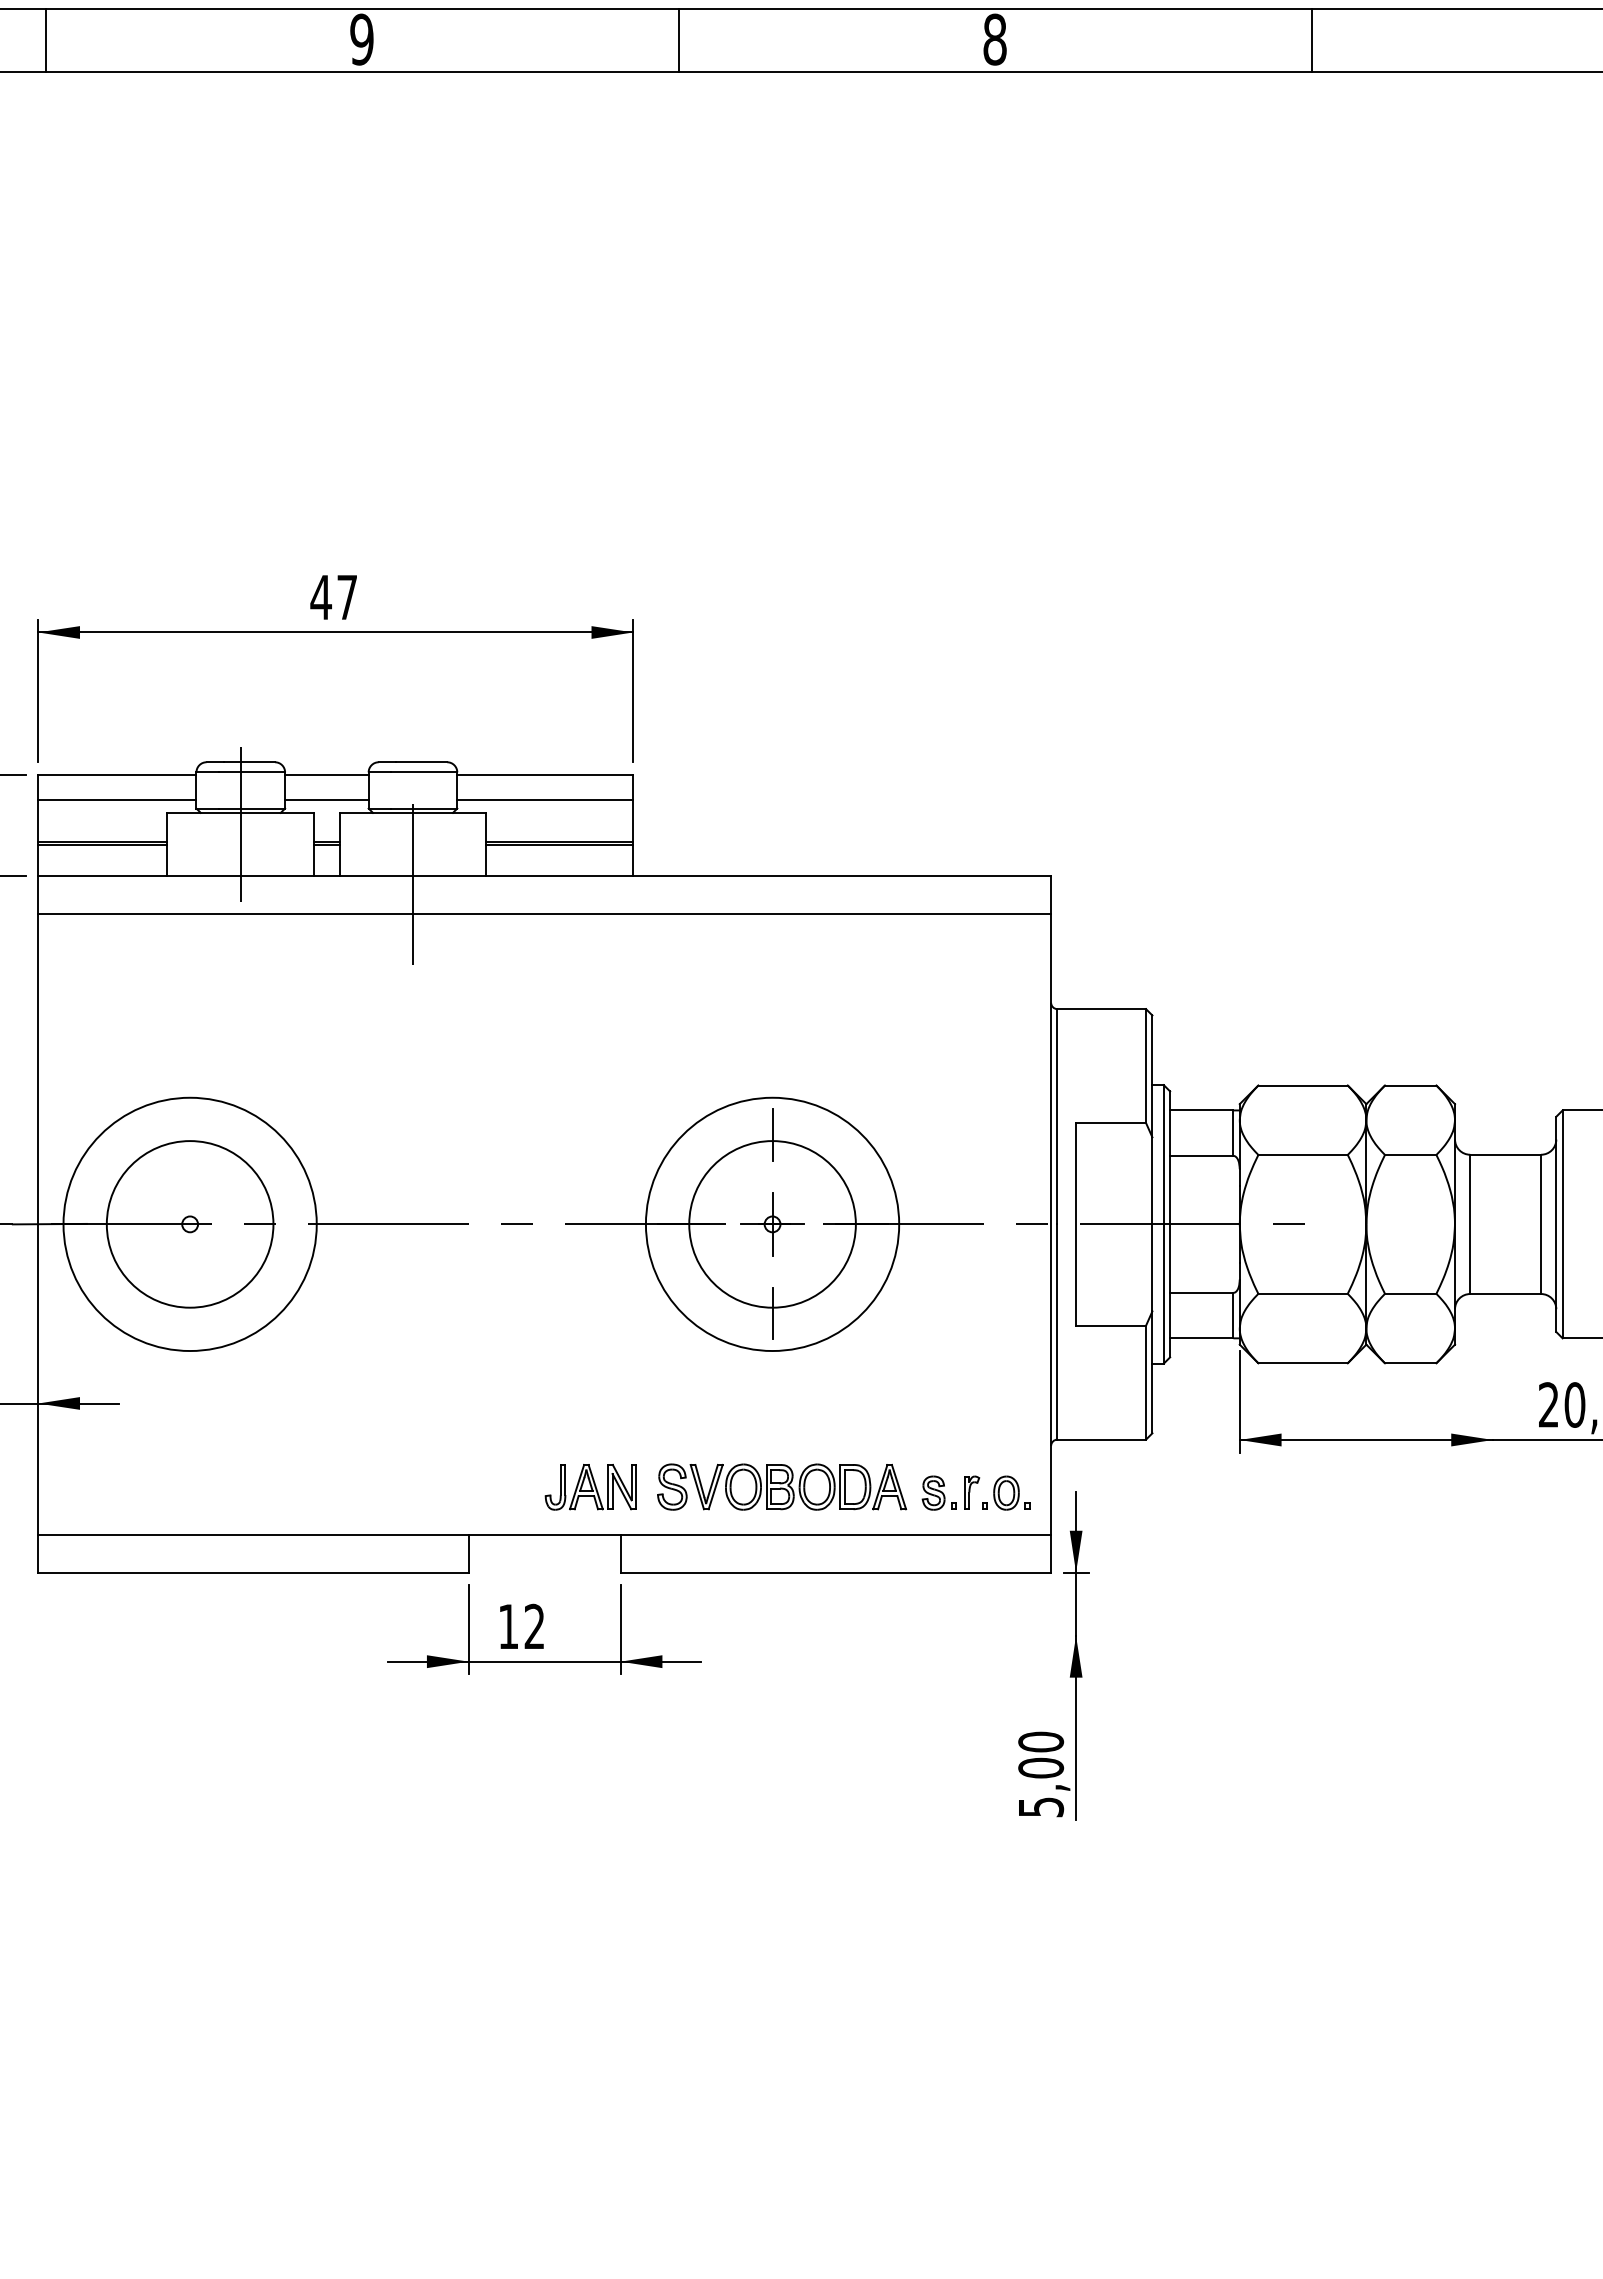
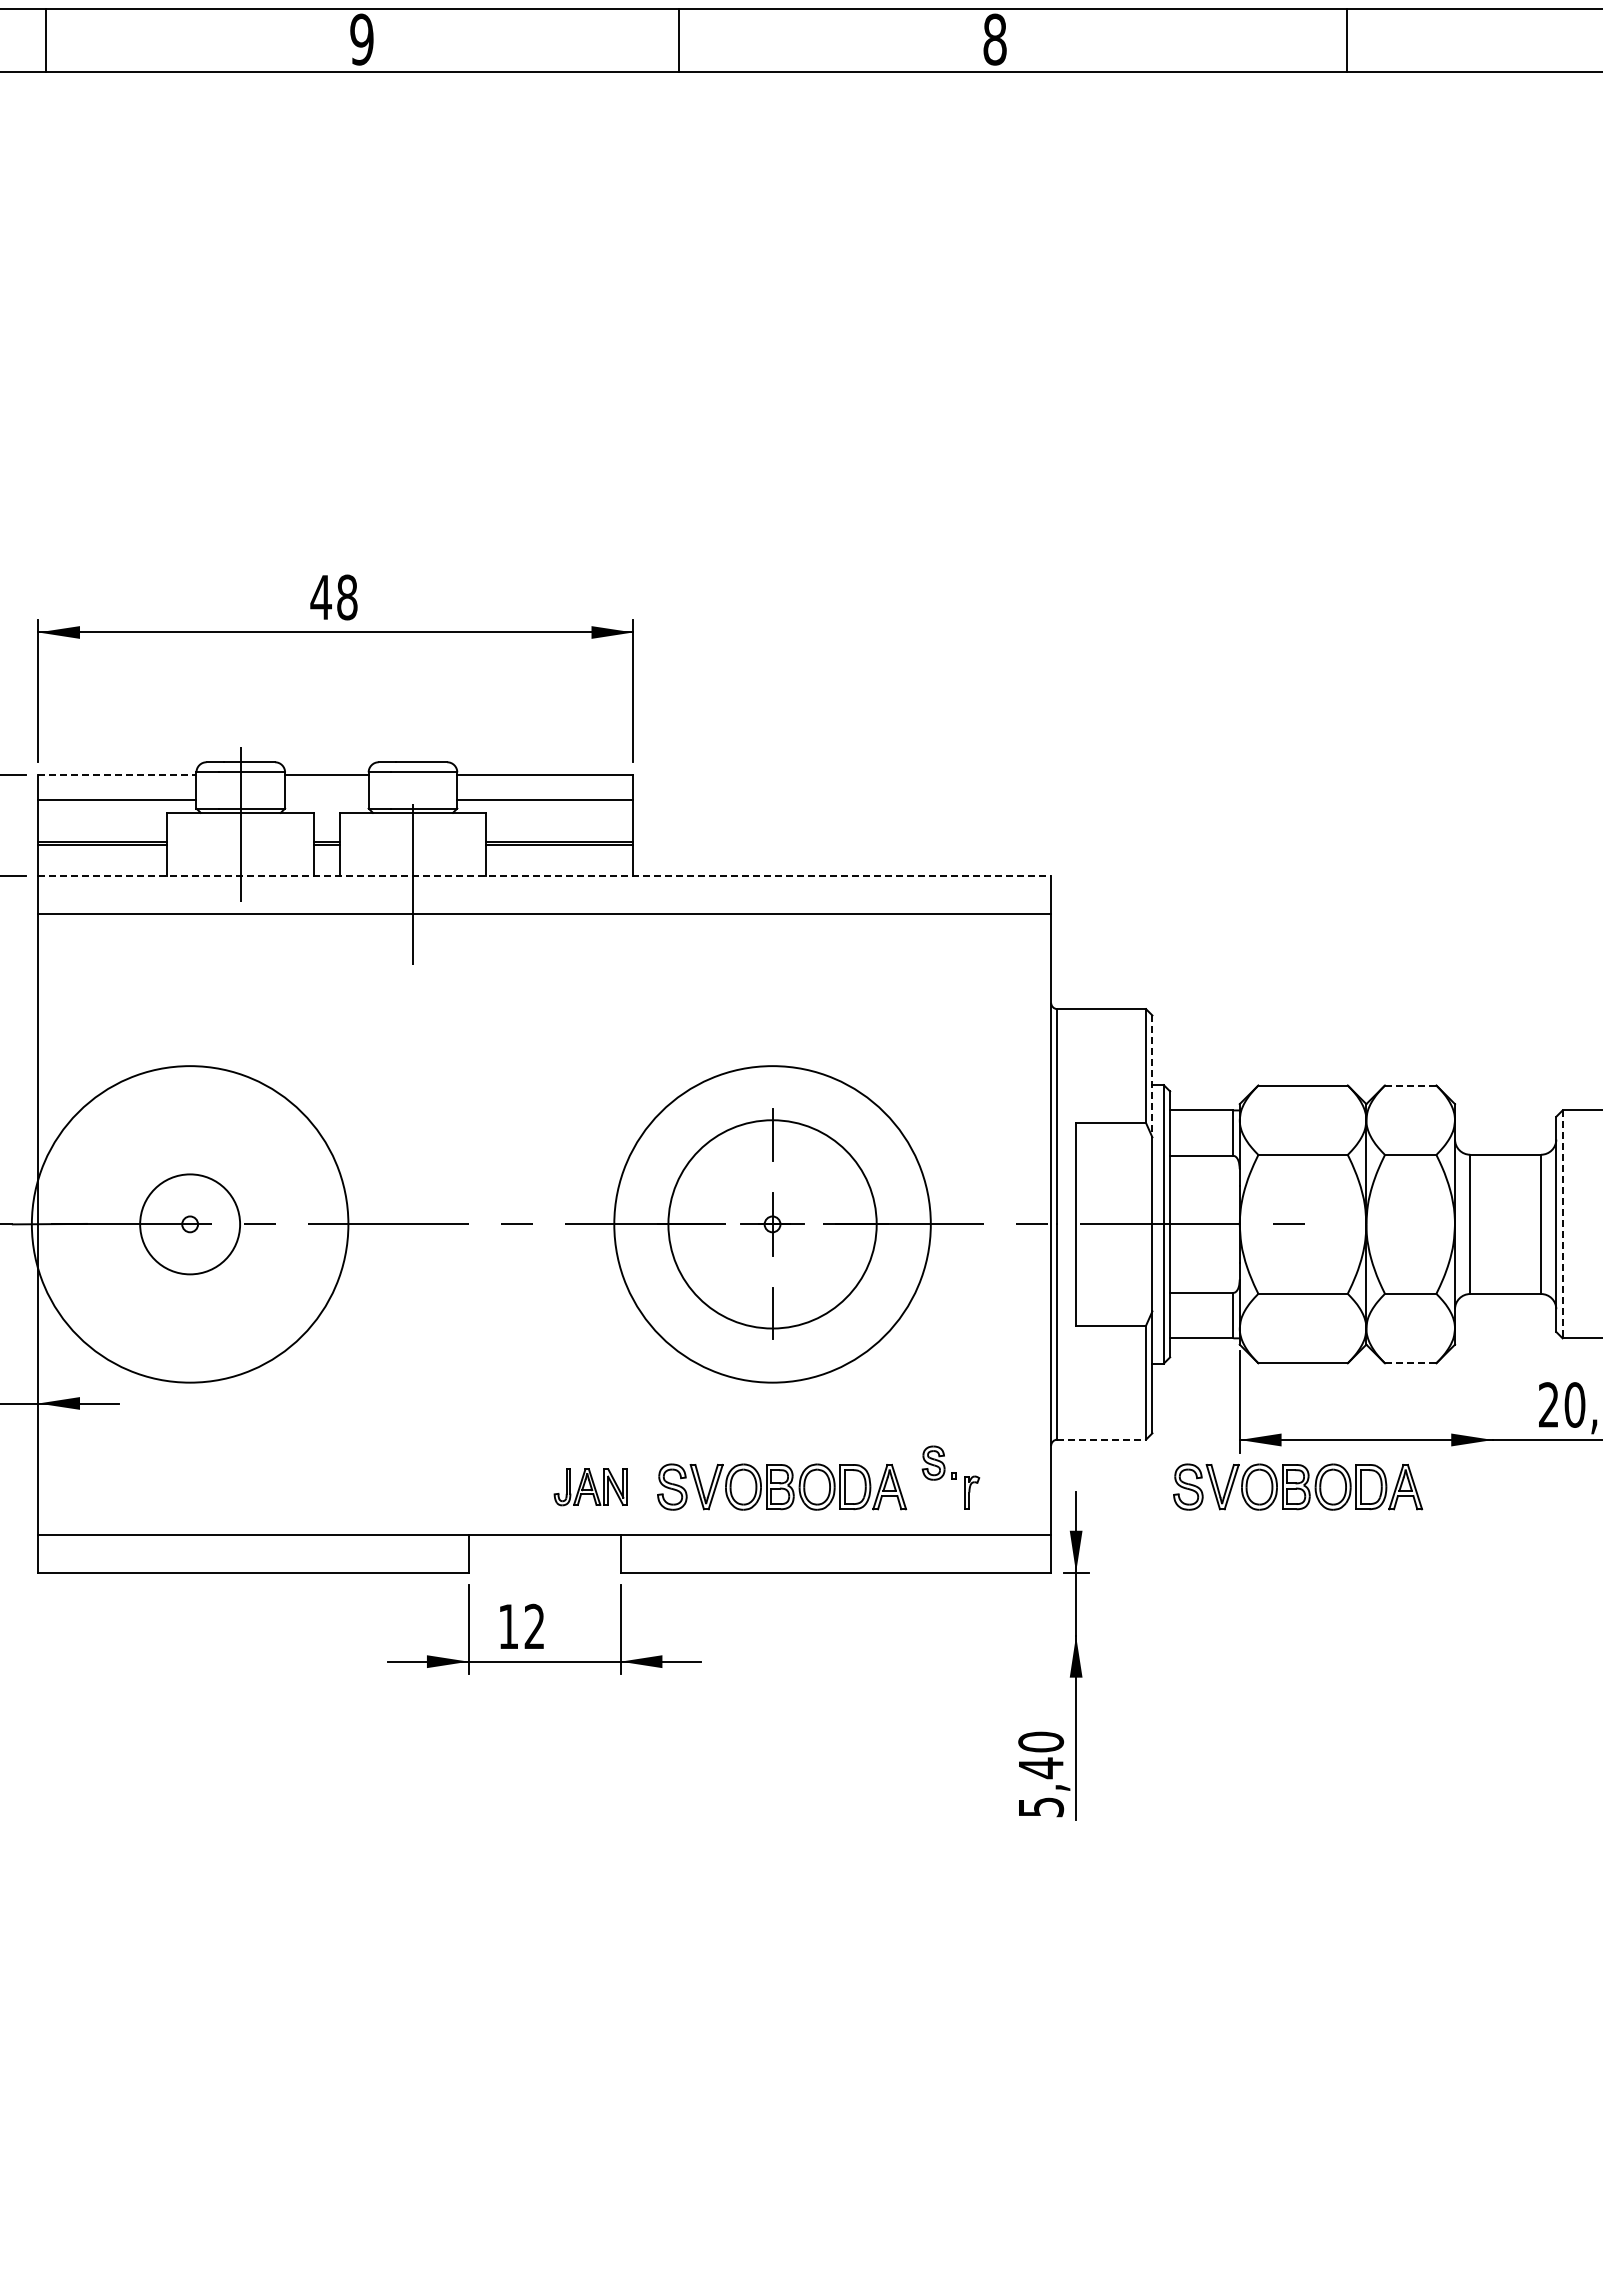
line position: (1312, 40) -> (1347, 40) (1347, 40)
text: 47 -> 48 (347, 597)
line: solid -> dashed (117, 774)
line: present -> none (326, 800)
line: solid -> dashed (545, 876)
line: solid -> dashed (1152, 1076)
line: solid -> dashed (1410, 1085)
circle diameter: 167 px -> 100 px (190, 1224)
circle diameter: 253 px -> 317 px (189, 1224)
circle diameter: 167 px -> 208 px (772, 1224)
circle diameter: 253 px -> 317 px (772, 1224)
line: solid -> dashed (1562, 1224)
line: solid -> dashed (1410, 1363)
line: solid -> dashed (1102, 1439)
part: none -> present (1298, 1486)
part size: 93x47 px -> 75x39 px (590, 1487)
part position: (938, 1492) -> (938, 1462) (938, 1462)
part: present -> none (1006, 1492)
text: 5,00 -> 5,40 (1041, 1768)
